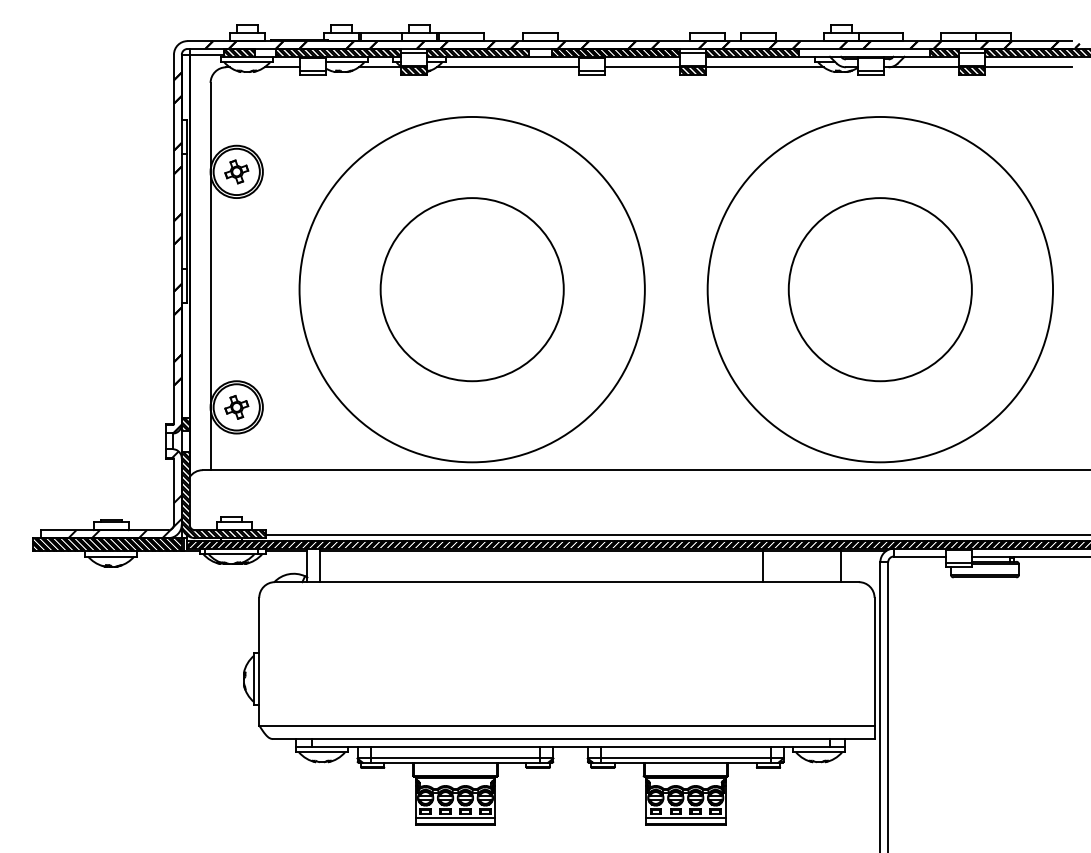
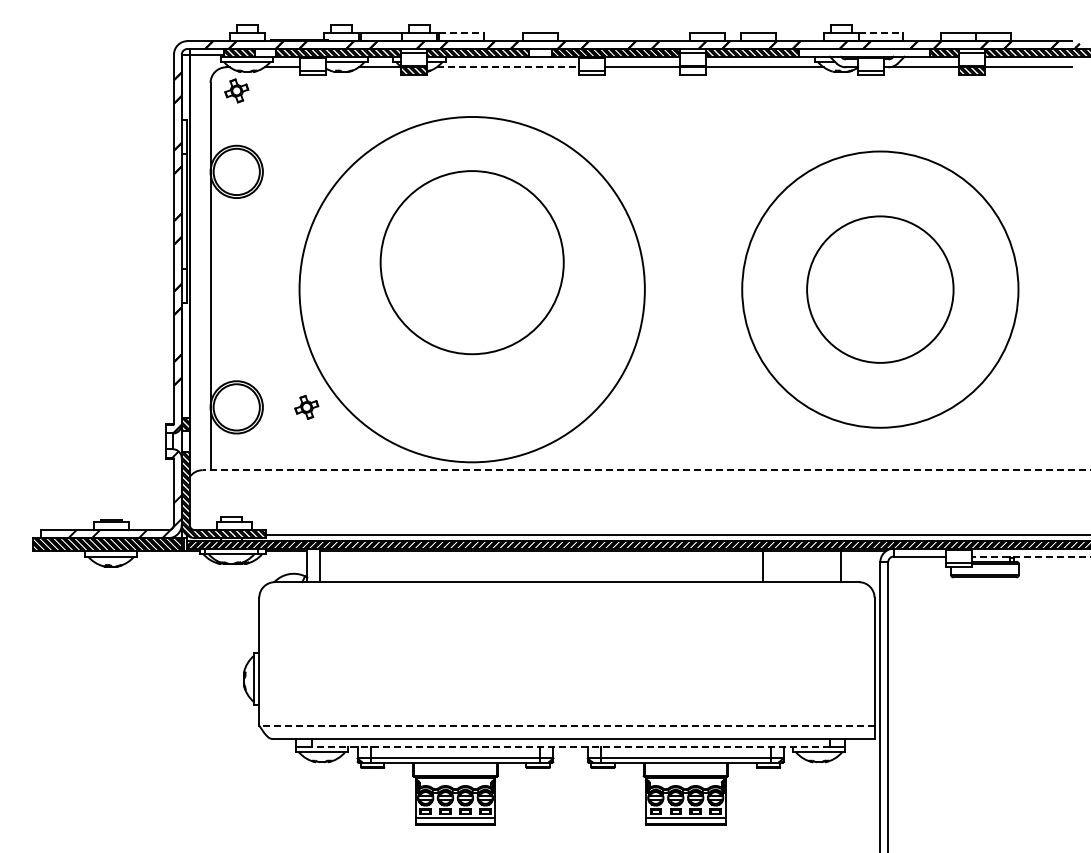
line: solid -> dashed (462, 33)
line: solid -> dashed (881, 33)
line: solid -> dashed (507, 67)
hatch: present -> none (692, 71)
part position: (236, 171) -> (236, 90) (236, 90)
circle position: (471, 289) -> (471, 262) (471, 262)
circle diameter: 183 px -> 147 px (880, 289)
circle diameter: 345 px -> 276 px (880, 289)
part position: (236, 407) -> (306, 407) (306, 407)
line: solid -> dashed (646, 470)
line: solid -> dashed (1030, 556)
line: solid -> dashed (566, 725)
line: solid -> dashed (570, 746)
